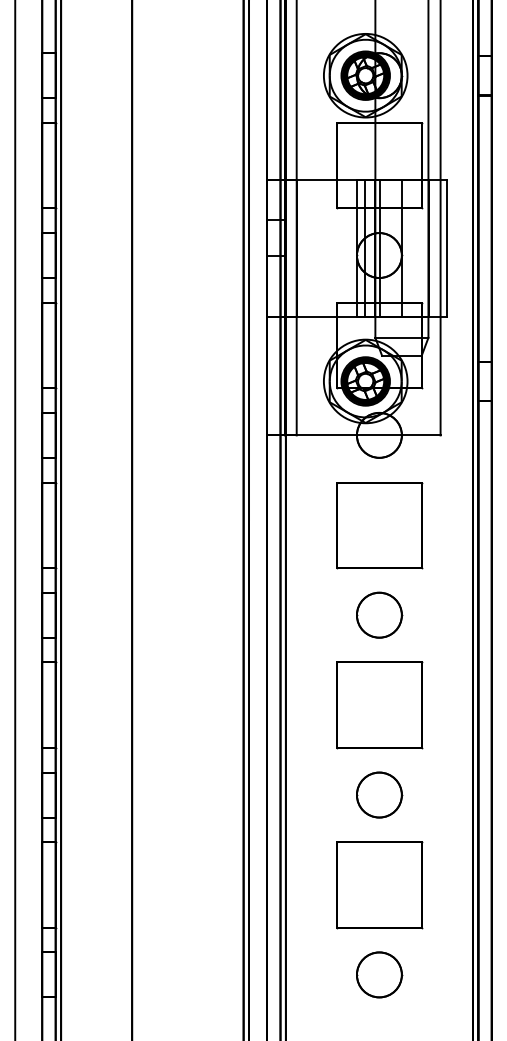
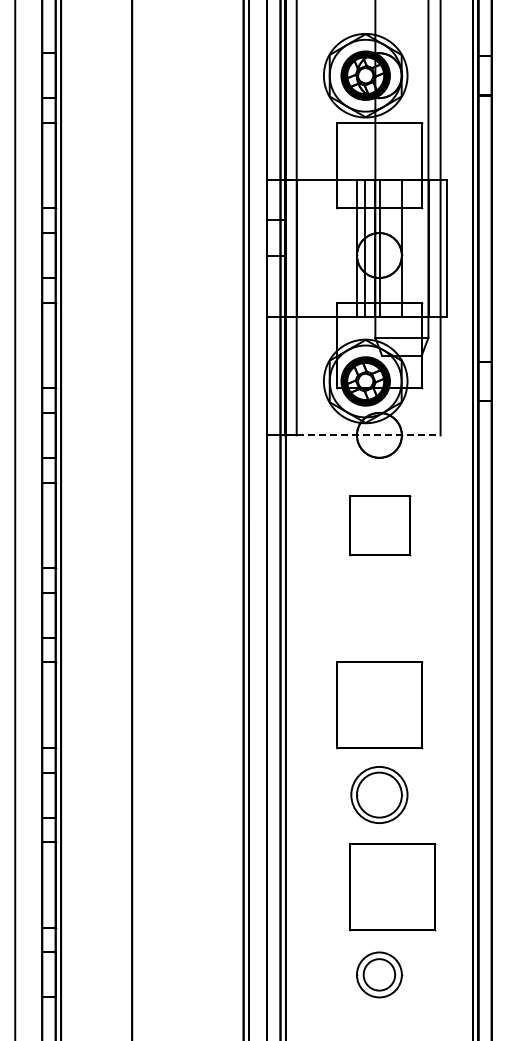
line: solid -> dashed (368, 435)
part size: 88x88 px -> 63x62 px (380, 525)
part: present -> none (379, 614)
circle diameter: 45 px -> 56 px (379, 794)
part position: (379, 885) -> (392, 887) (392, 887)
circle diameter: 45 px -> 31 px (379, 974)
